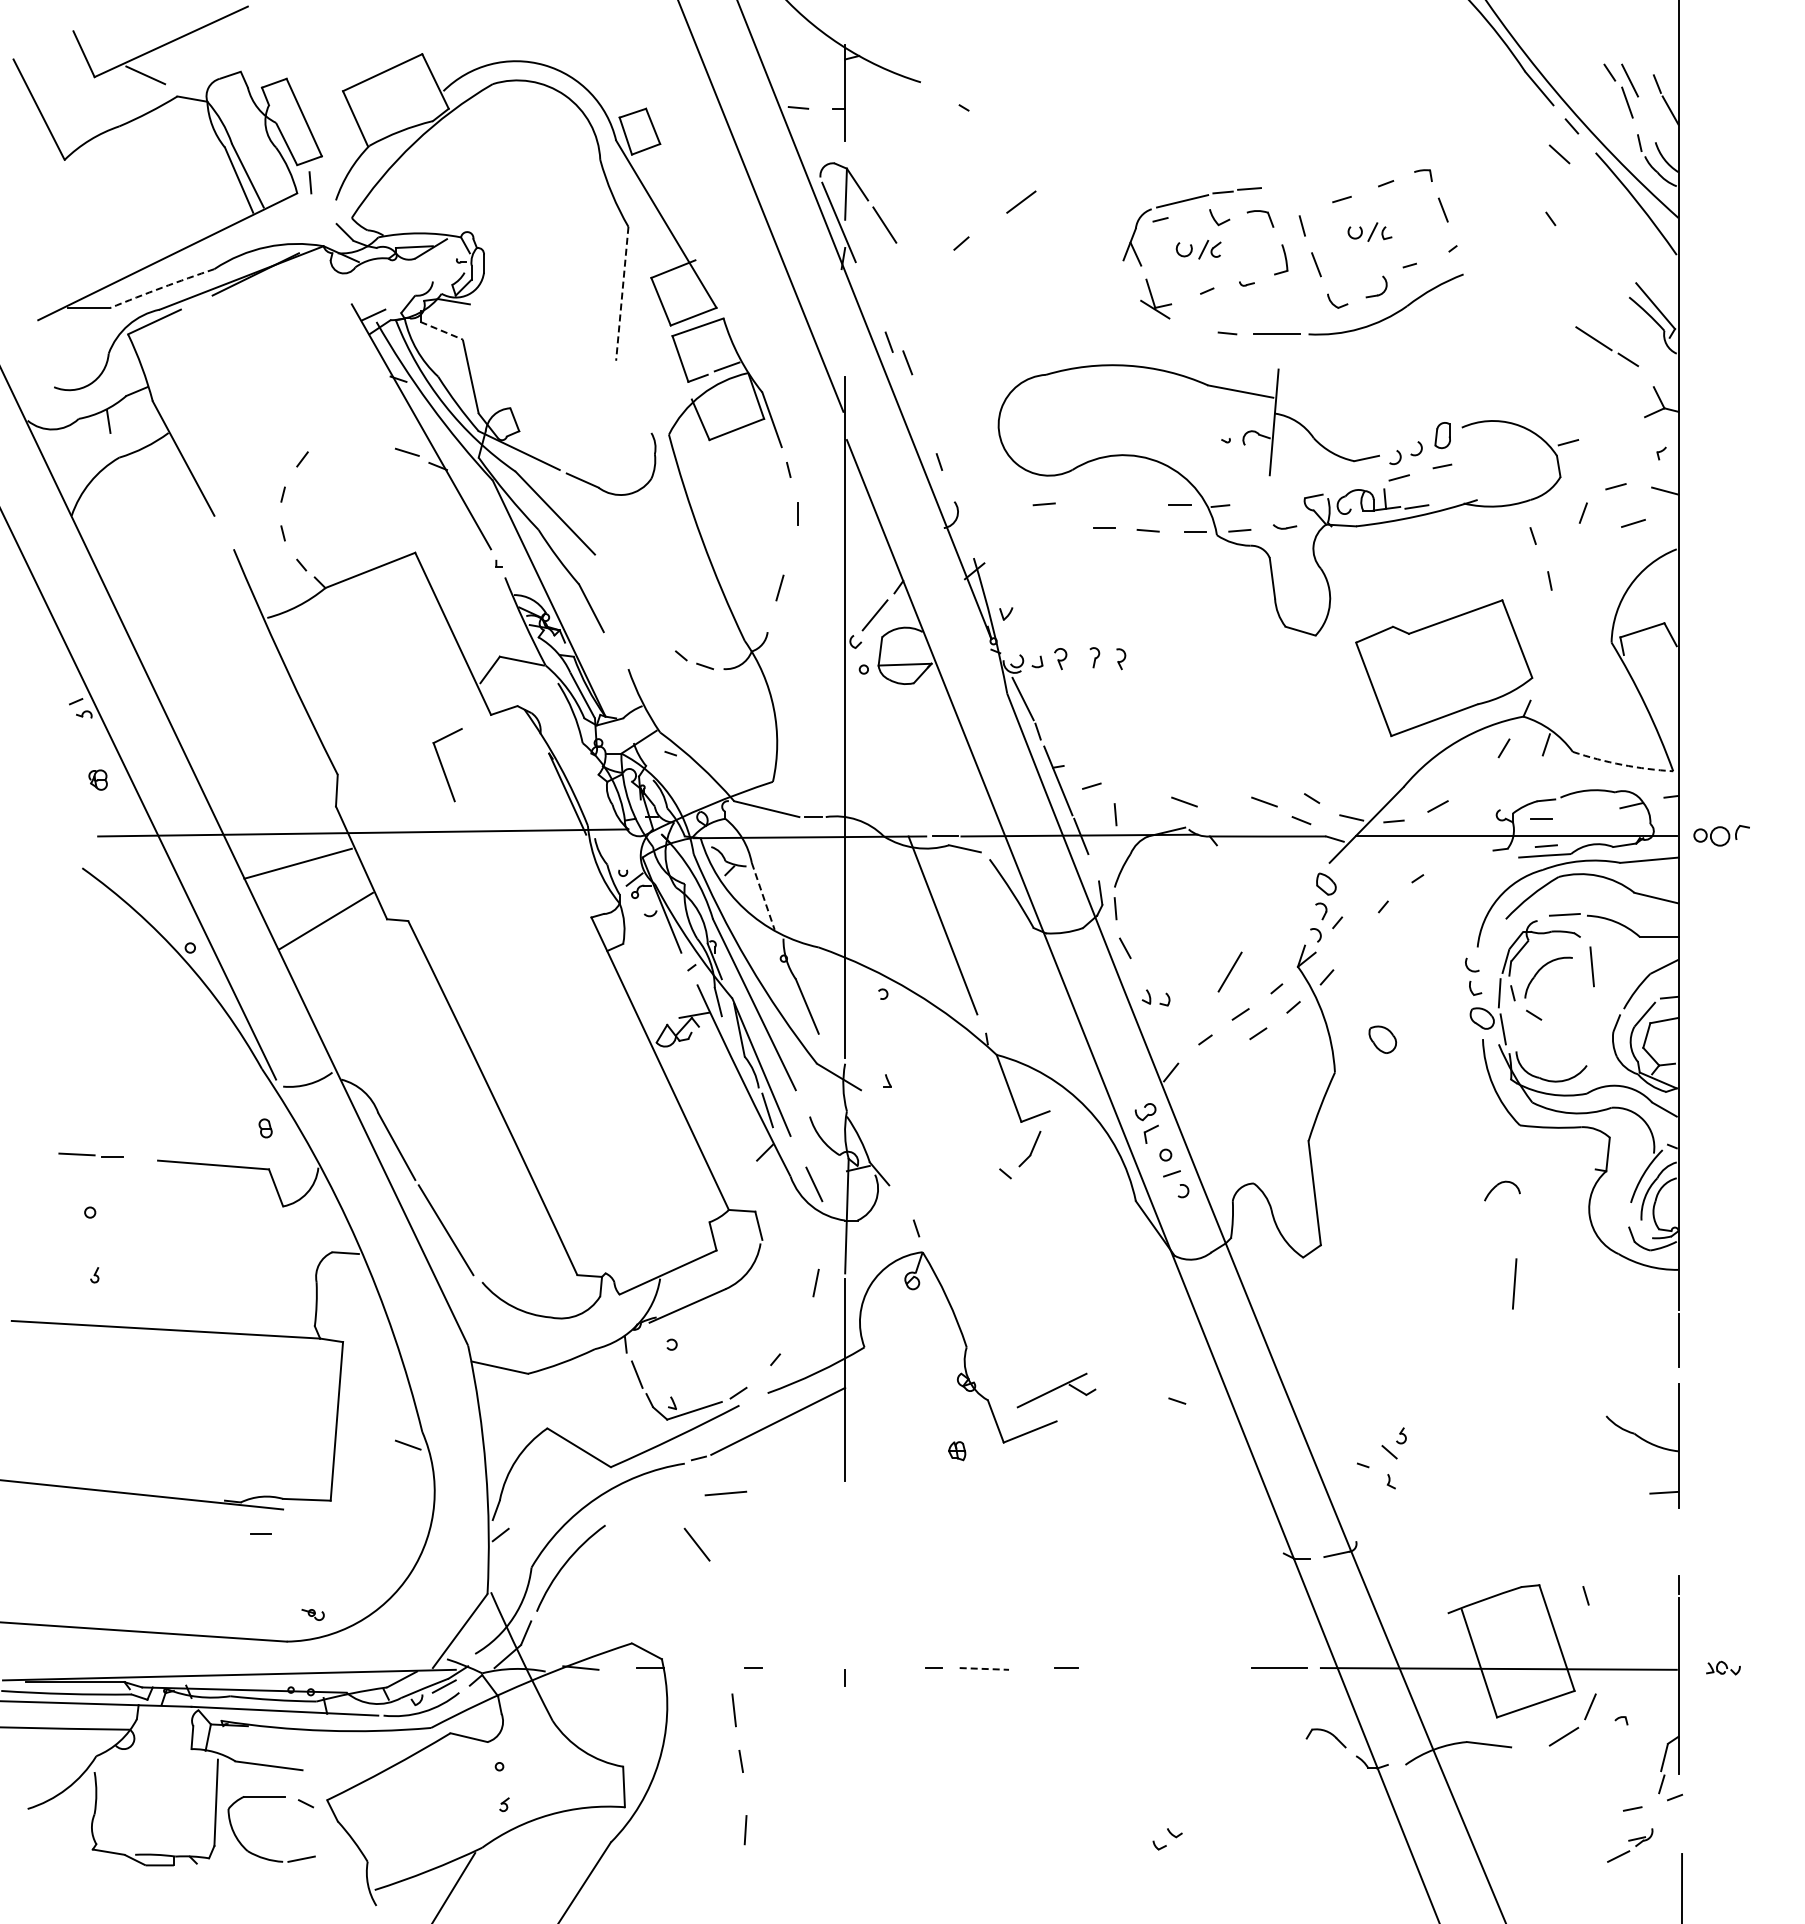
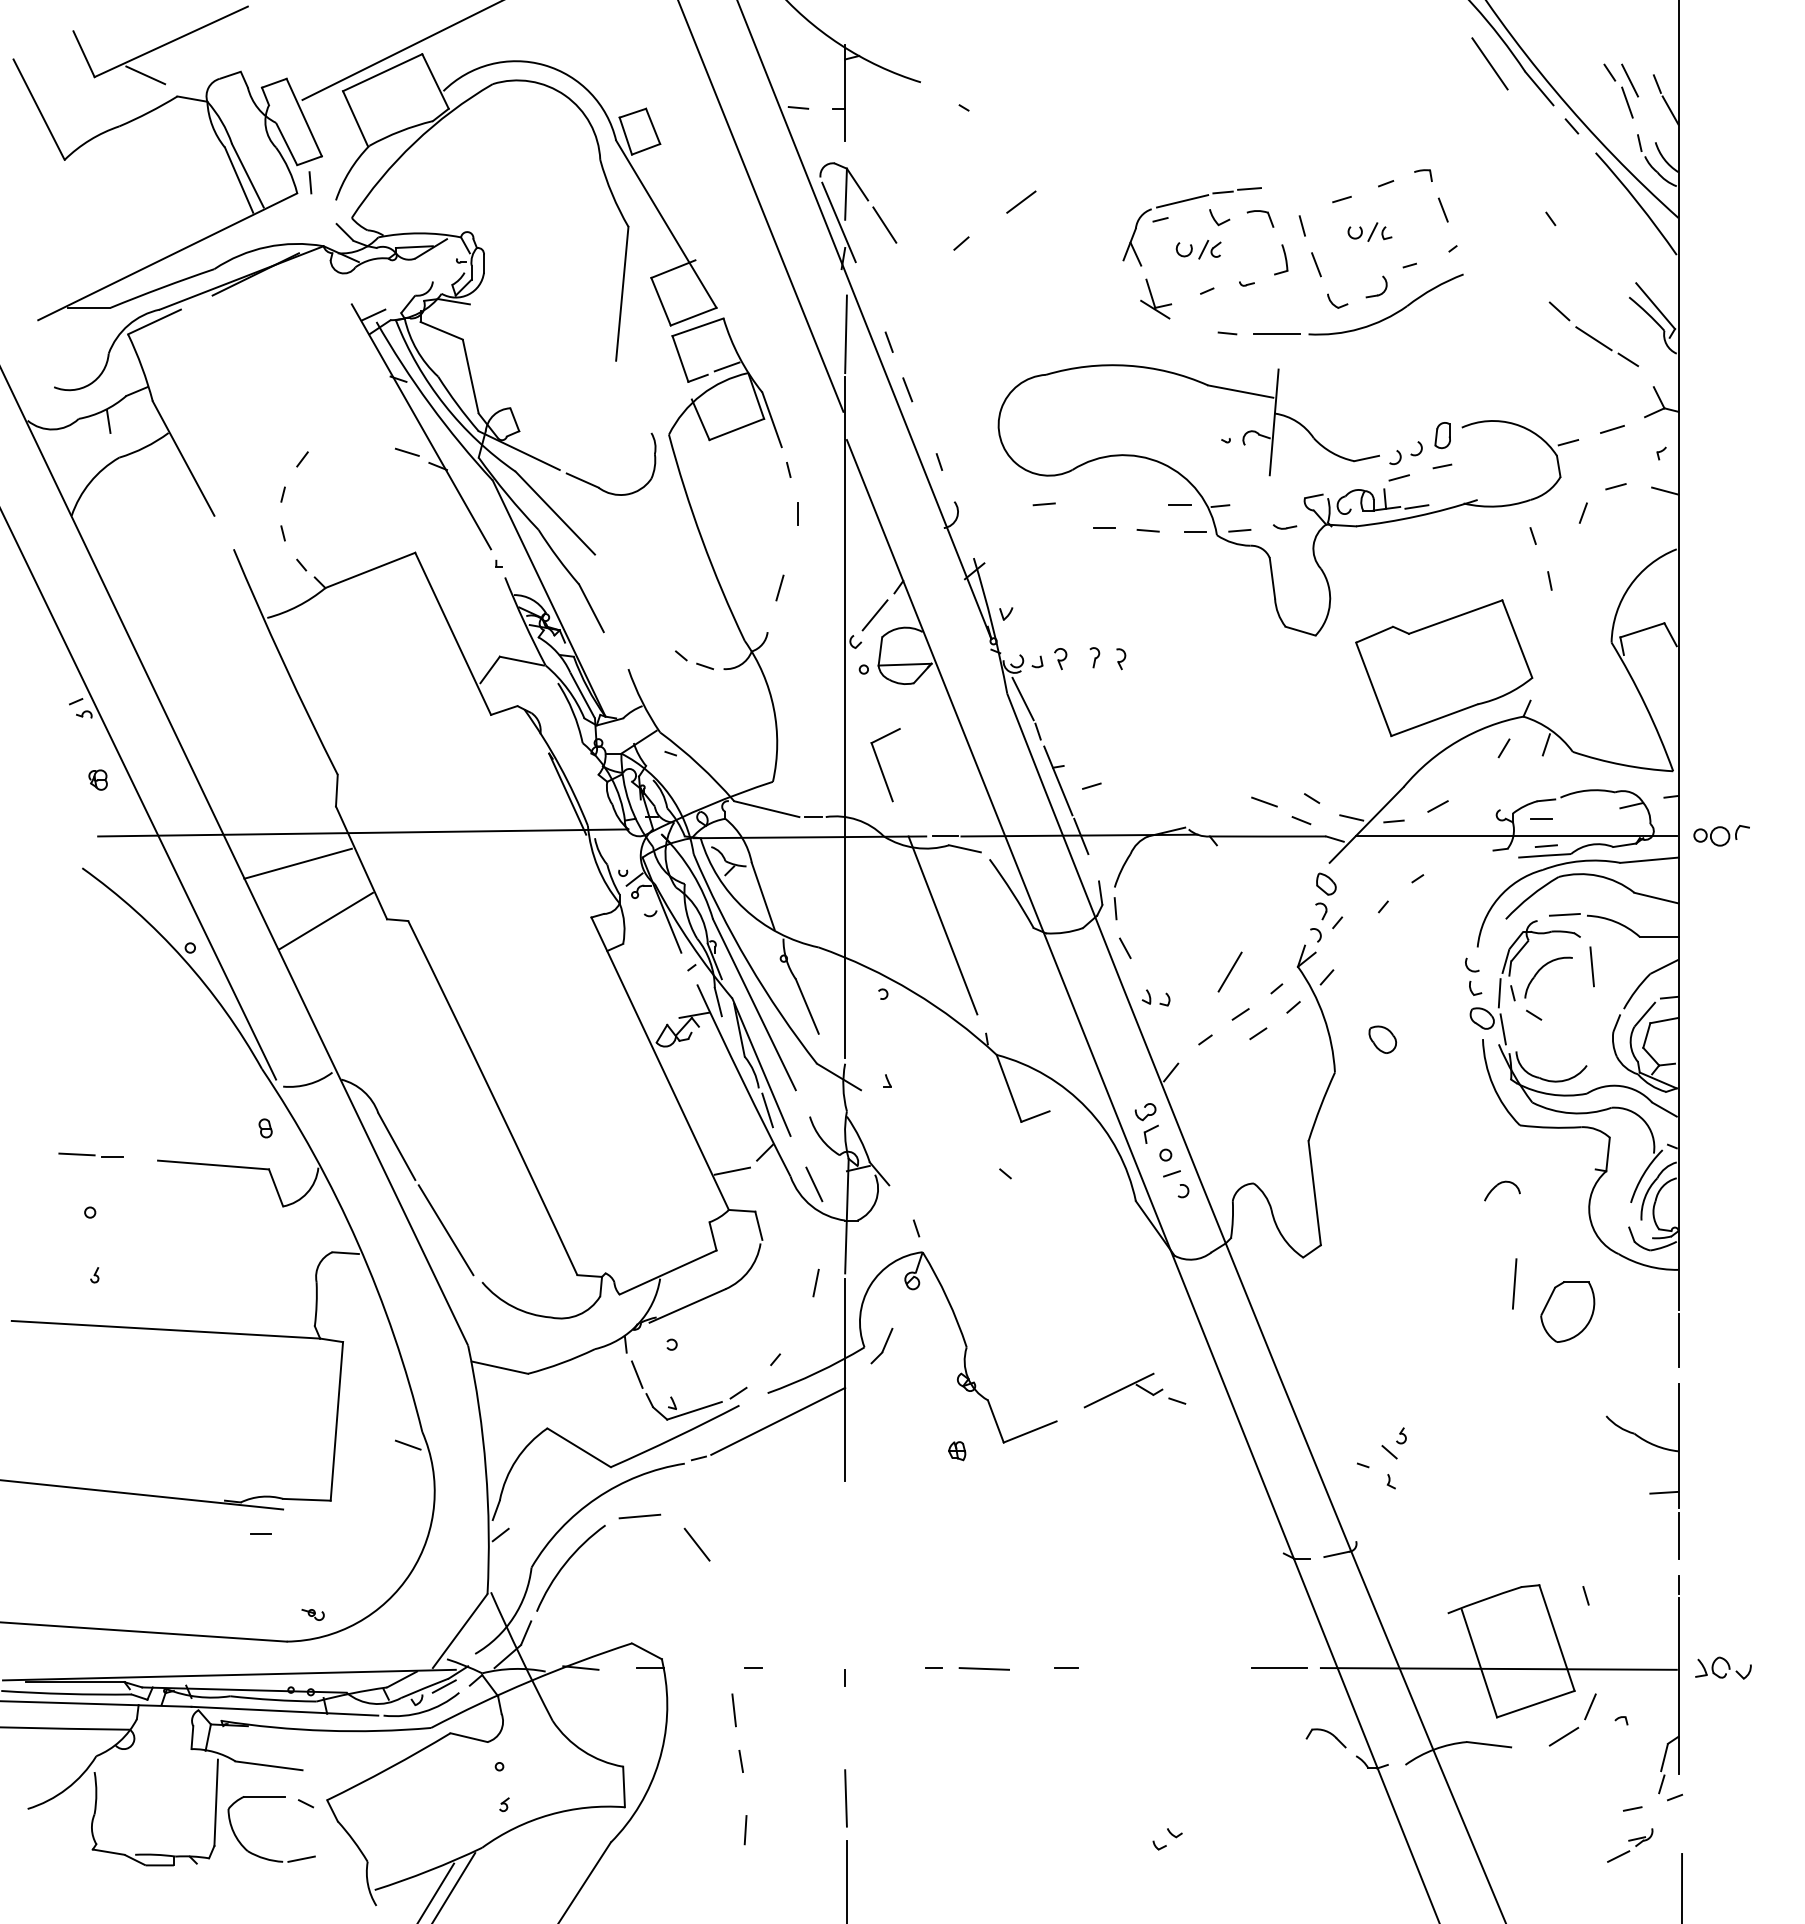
line: none -> present (400, 51)
line: none -> present (1489, 63)
line position: (1559, 154) -> (1559, 311) (1559, 311)
arc: dashed -> solid (162, 287)
line: dashed -> solid (622, 294)
line: dashed -> solid (441, 330)
line: none -> present (845, 334)
line position: (907, 362) -> (907, 389) (907, 389)
line position: (1633, 523) -> (1612, 429) (1612, 429)
arc: dashed -> solid (1622, 764)
part position: (447, 765) -> (885, 765) (885, 765)
line: present -> none (1184, 801)
line: present -> none (1115, 814)
line: dashed -> solid (763, 896)
part position: (1029, 1149) -> (881, 1346) (881, 1346)
line: none -> present (732, 1170)
part: none -> present (1567, 1311)
part position: (1056, 1390) -> (1123, 1390) (1123, 1390)
line position: (725, 1493) -> (639, 1516) (639, 1516)
line: none -> present (1678, 1535)
part size: 35x16 px -> 57x24 px (1723, 1667)
line: dashed -> solid (984, 1668)
line: none -> present (845, 1798)
line: none -> present (846, 1880)
line: none -> present (436, 1891)
